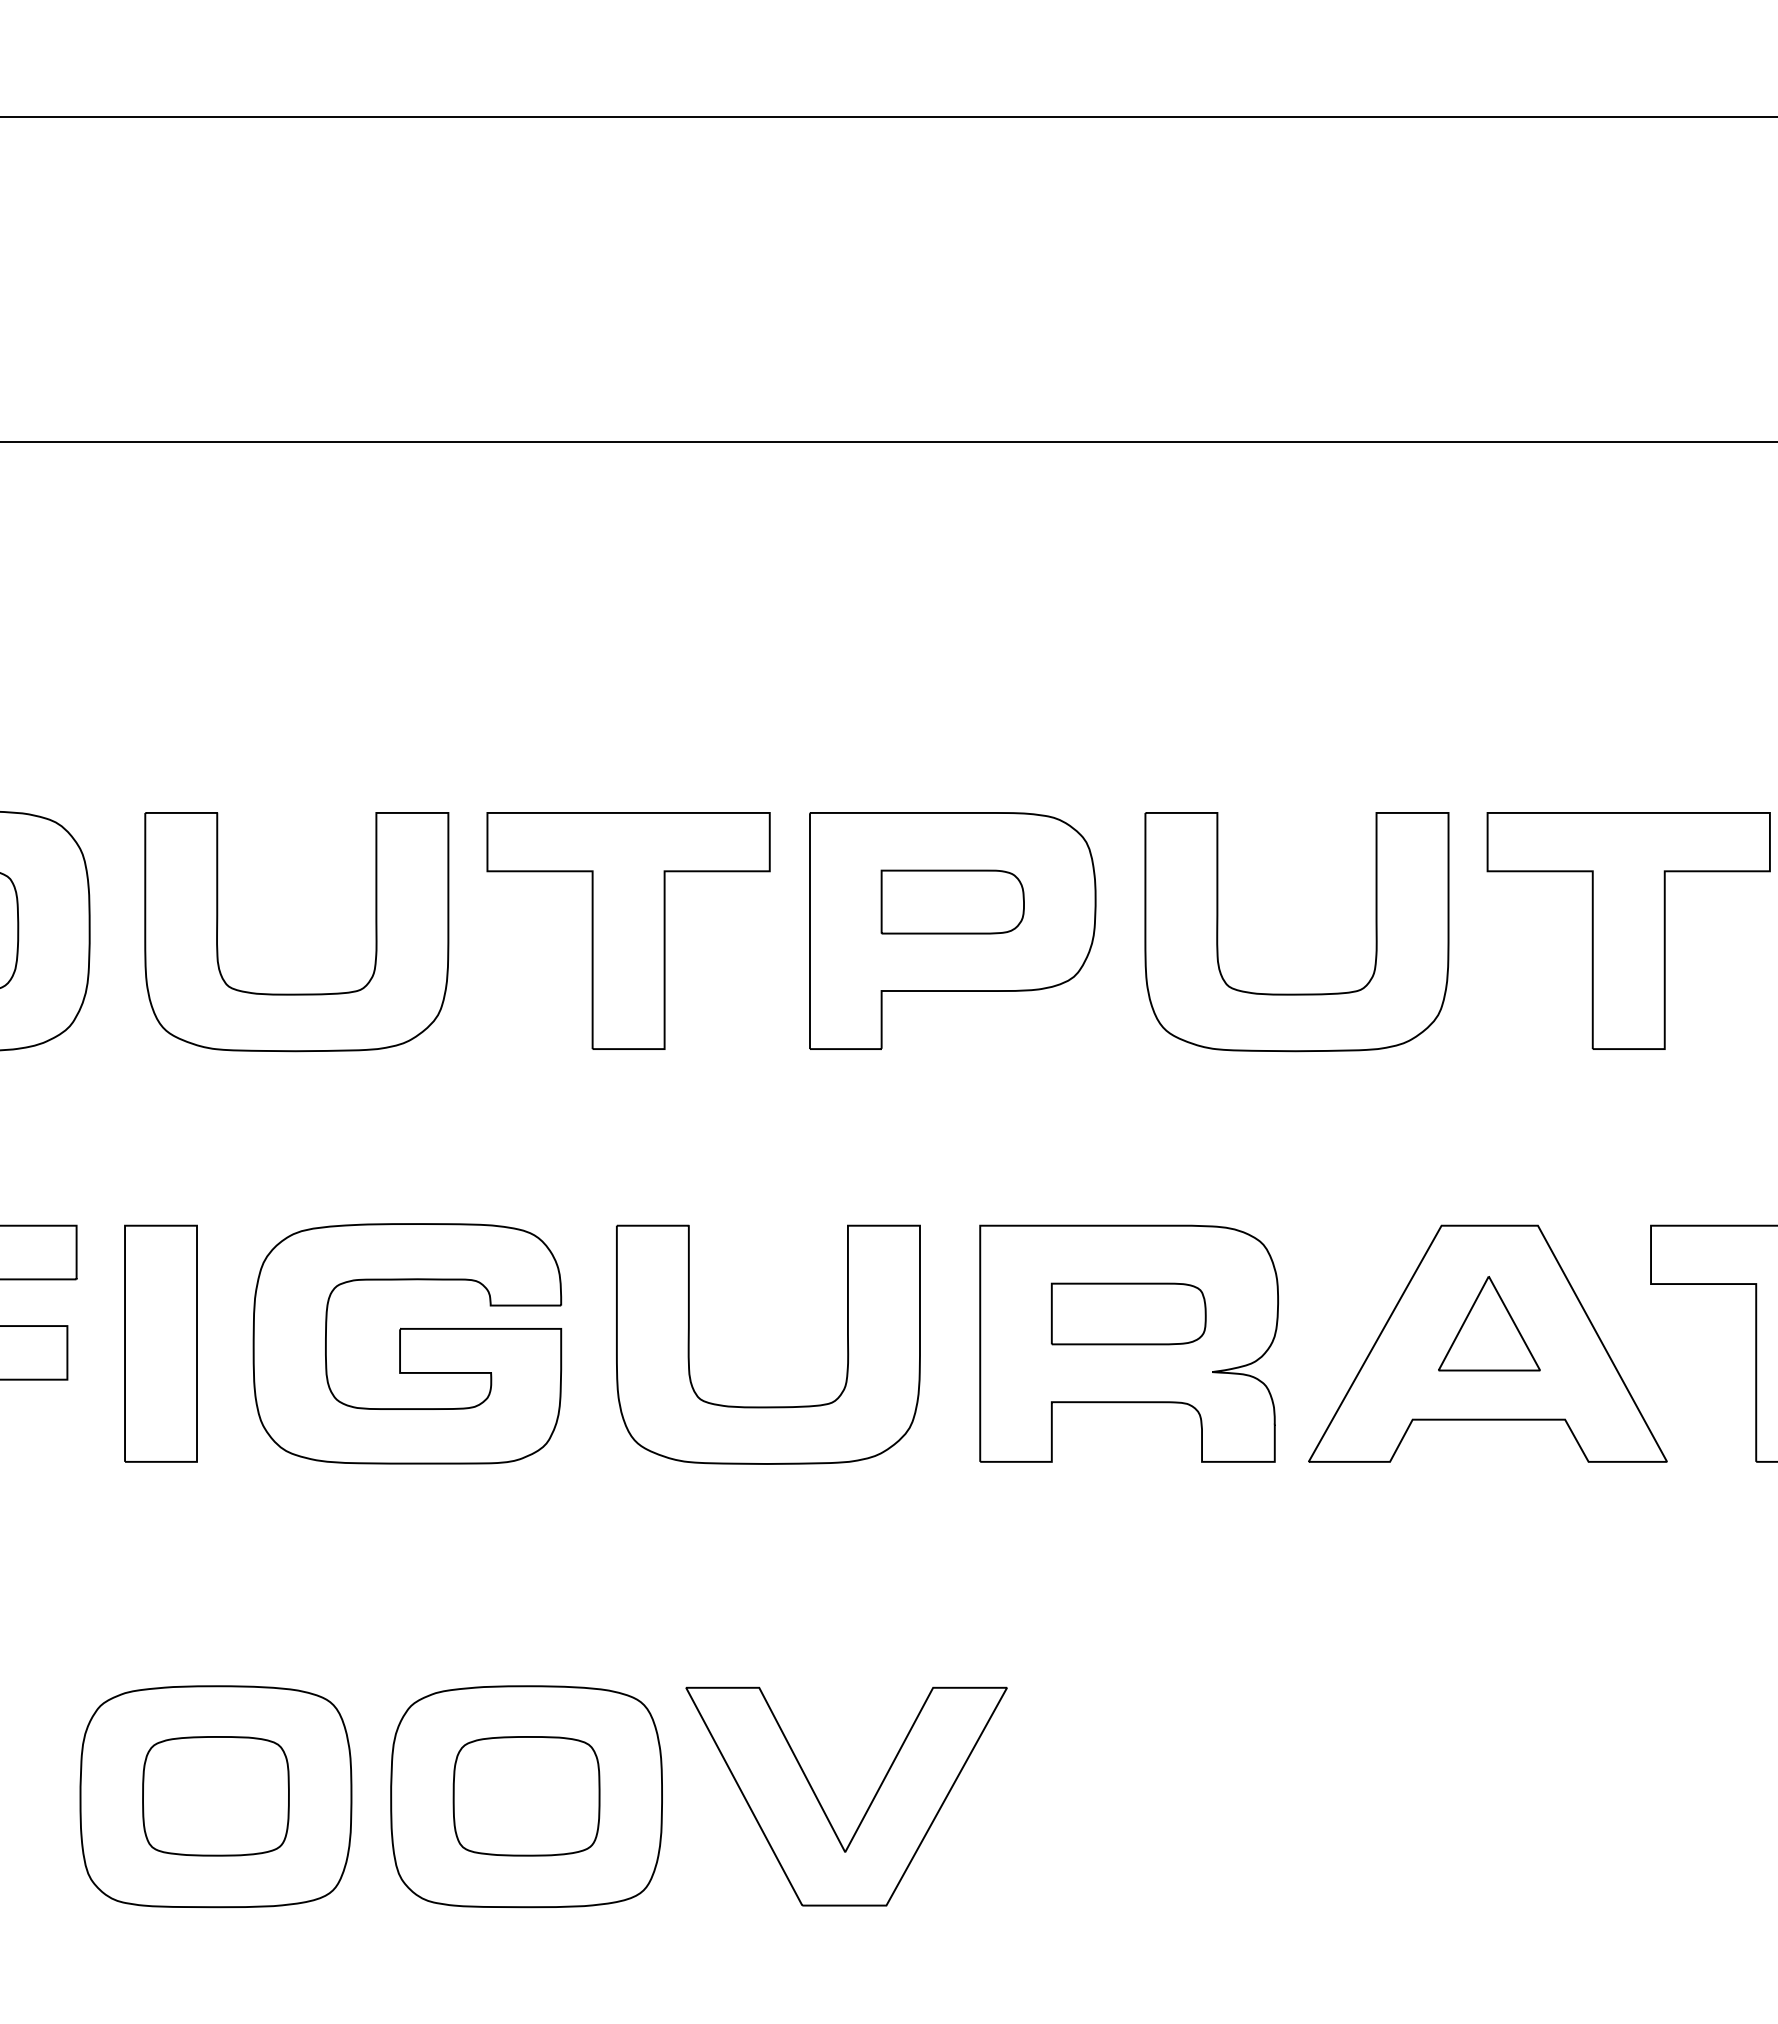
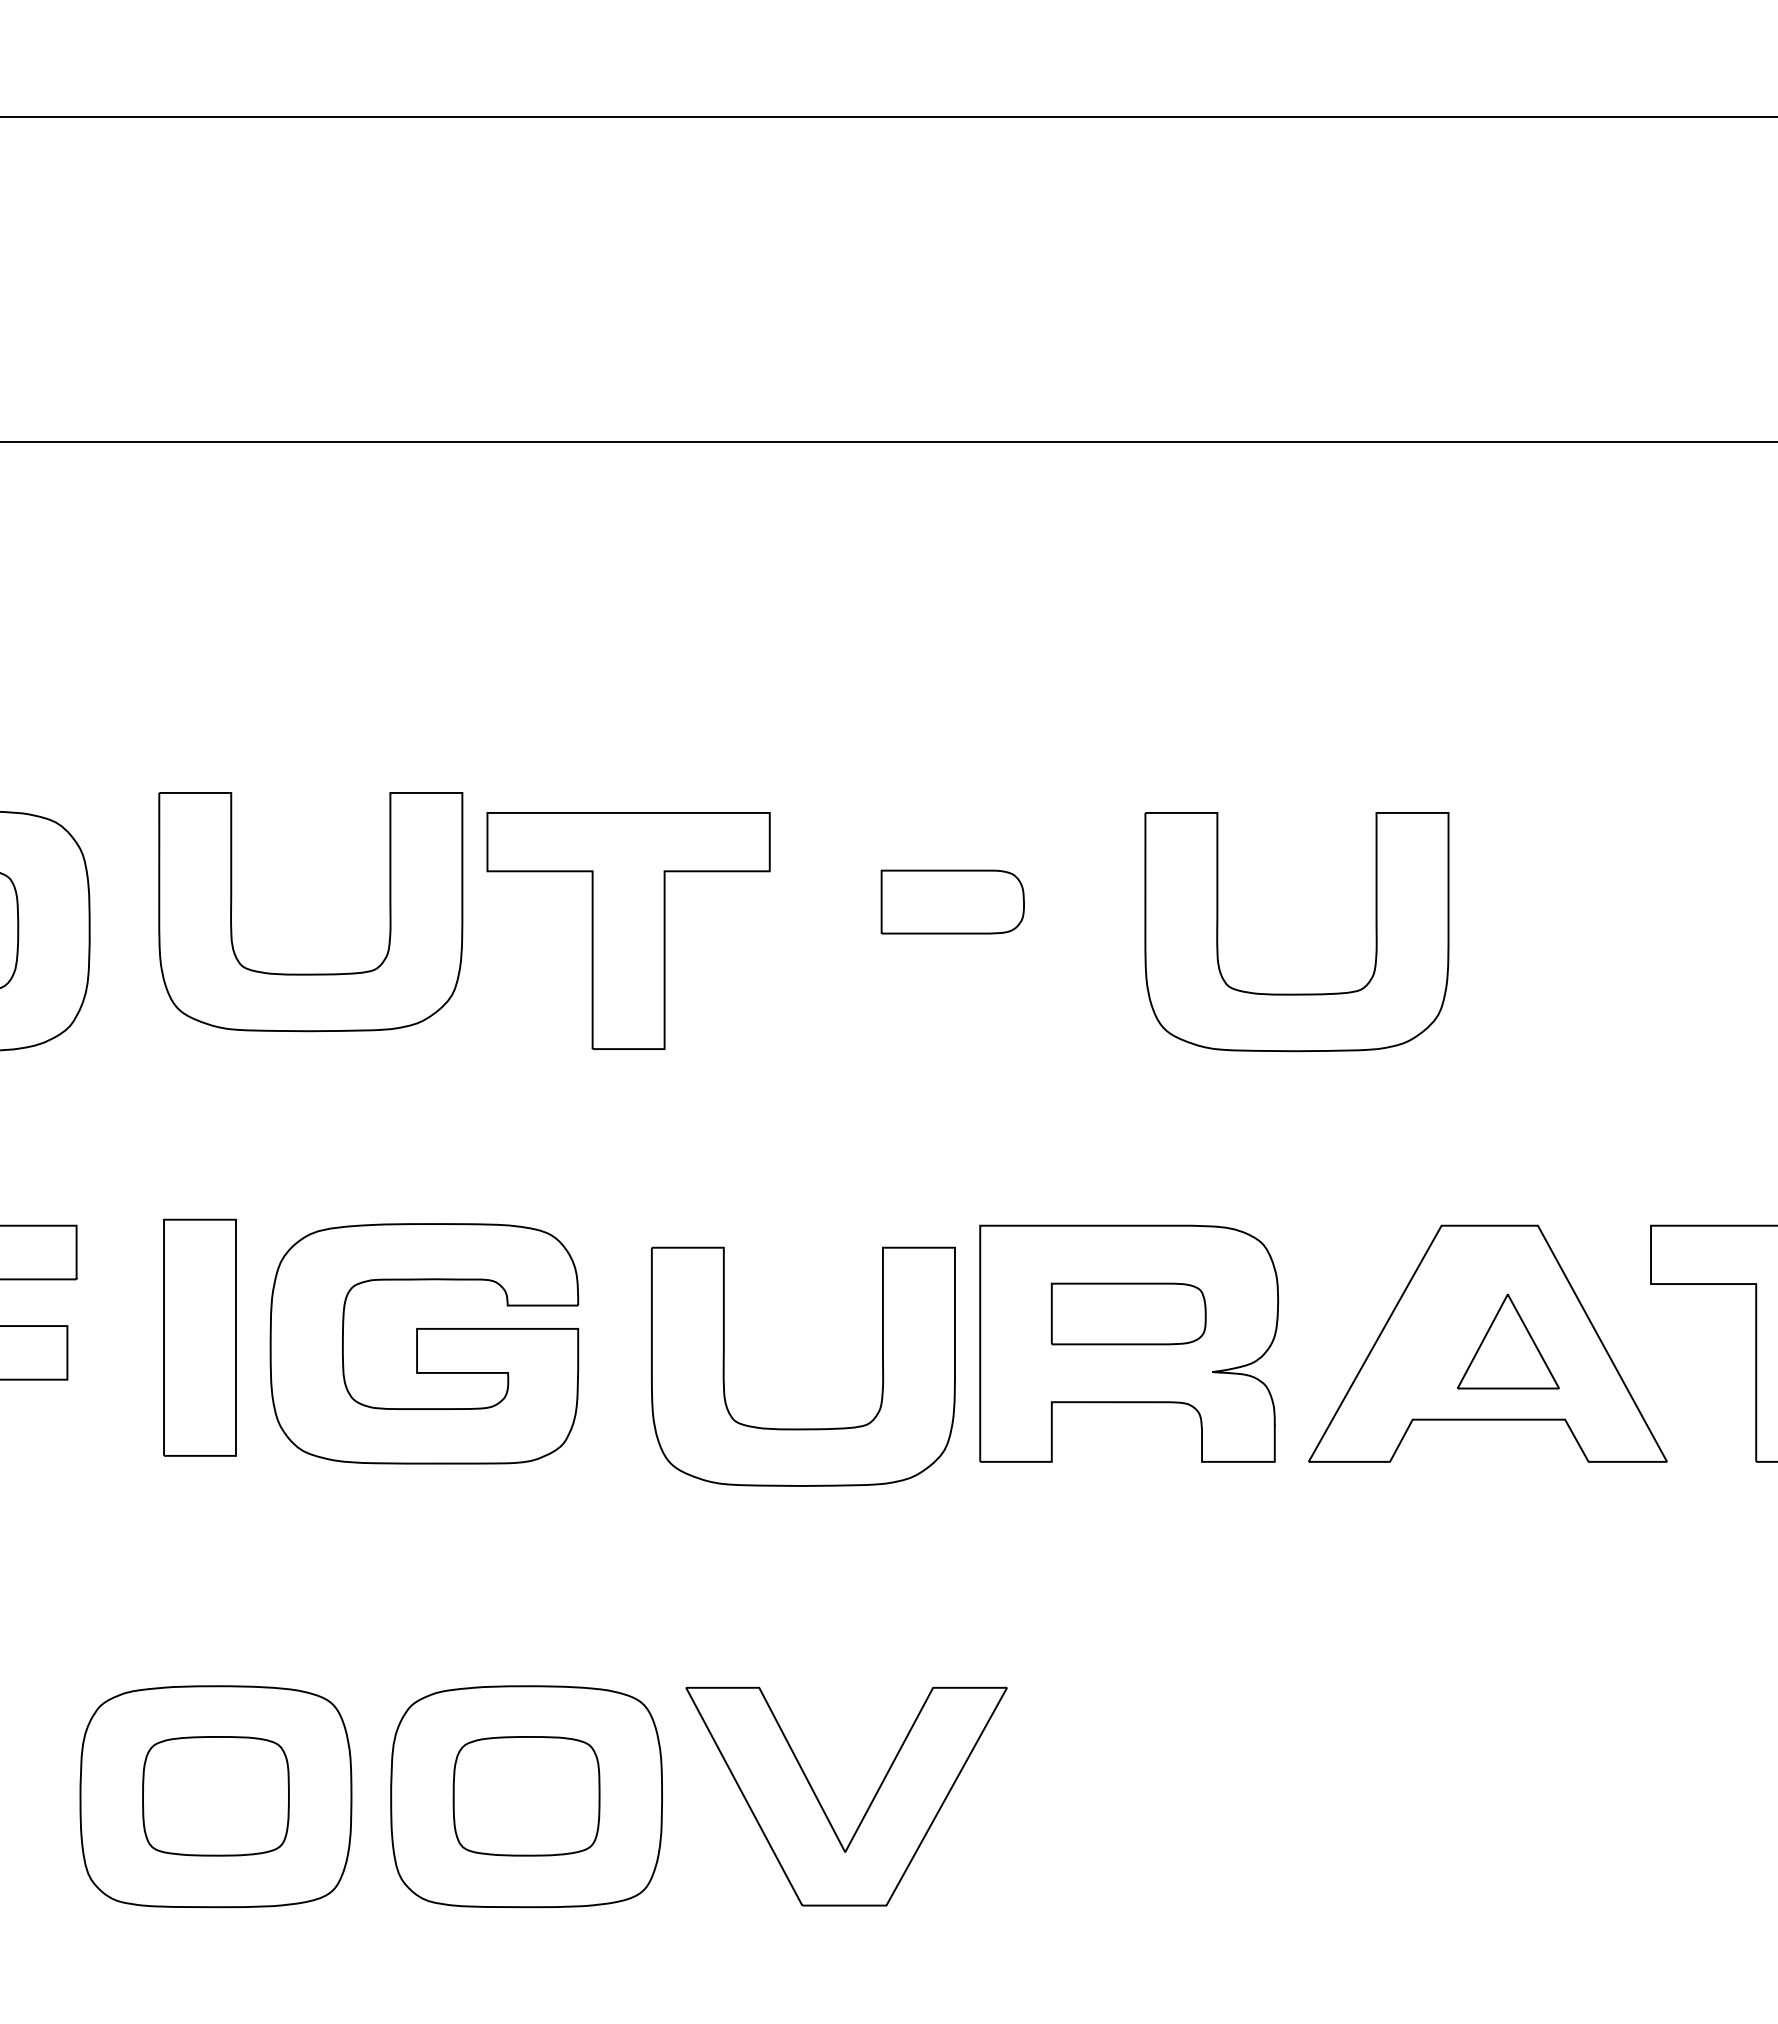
part: present -> none (952, 930)
part: present -> none (1628, 930)
part position: (296, 993) -> (310, 973) (310, 973)
part position: (1489, 1323) -> (1508, 1341) (1508, 1341)
part position: (160, 1343) -> (199, 1337) (199, 1337)
part position: (407, 1343) -> (424, 1343) (424, 1343)
part position: (768, 1406) -> (803, 1428) (803, 1428)
